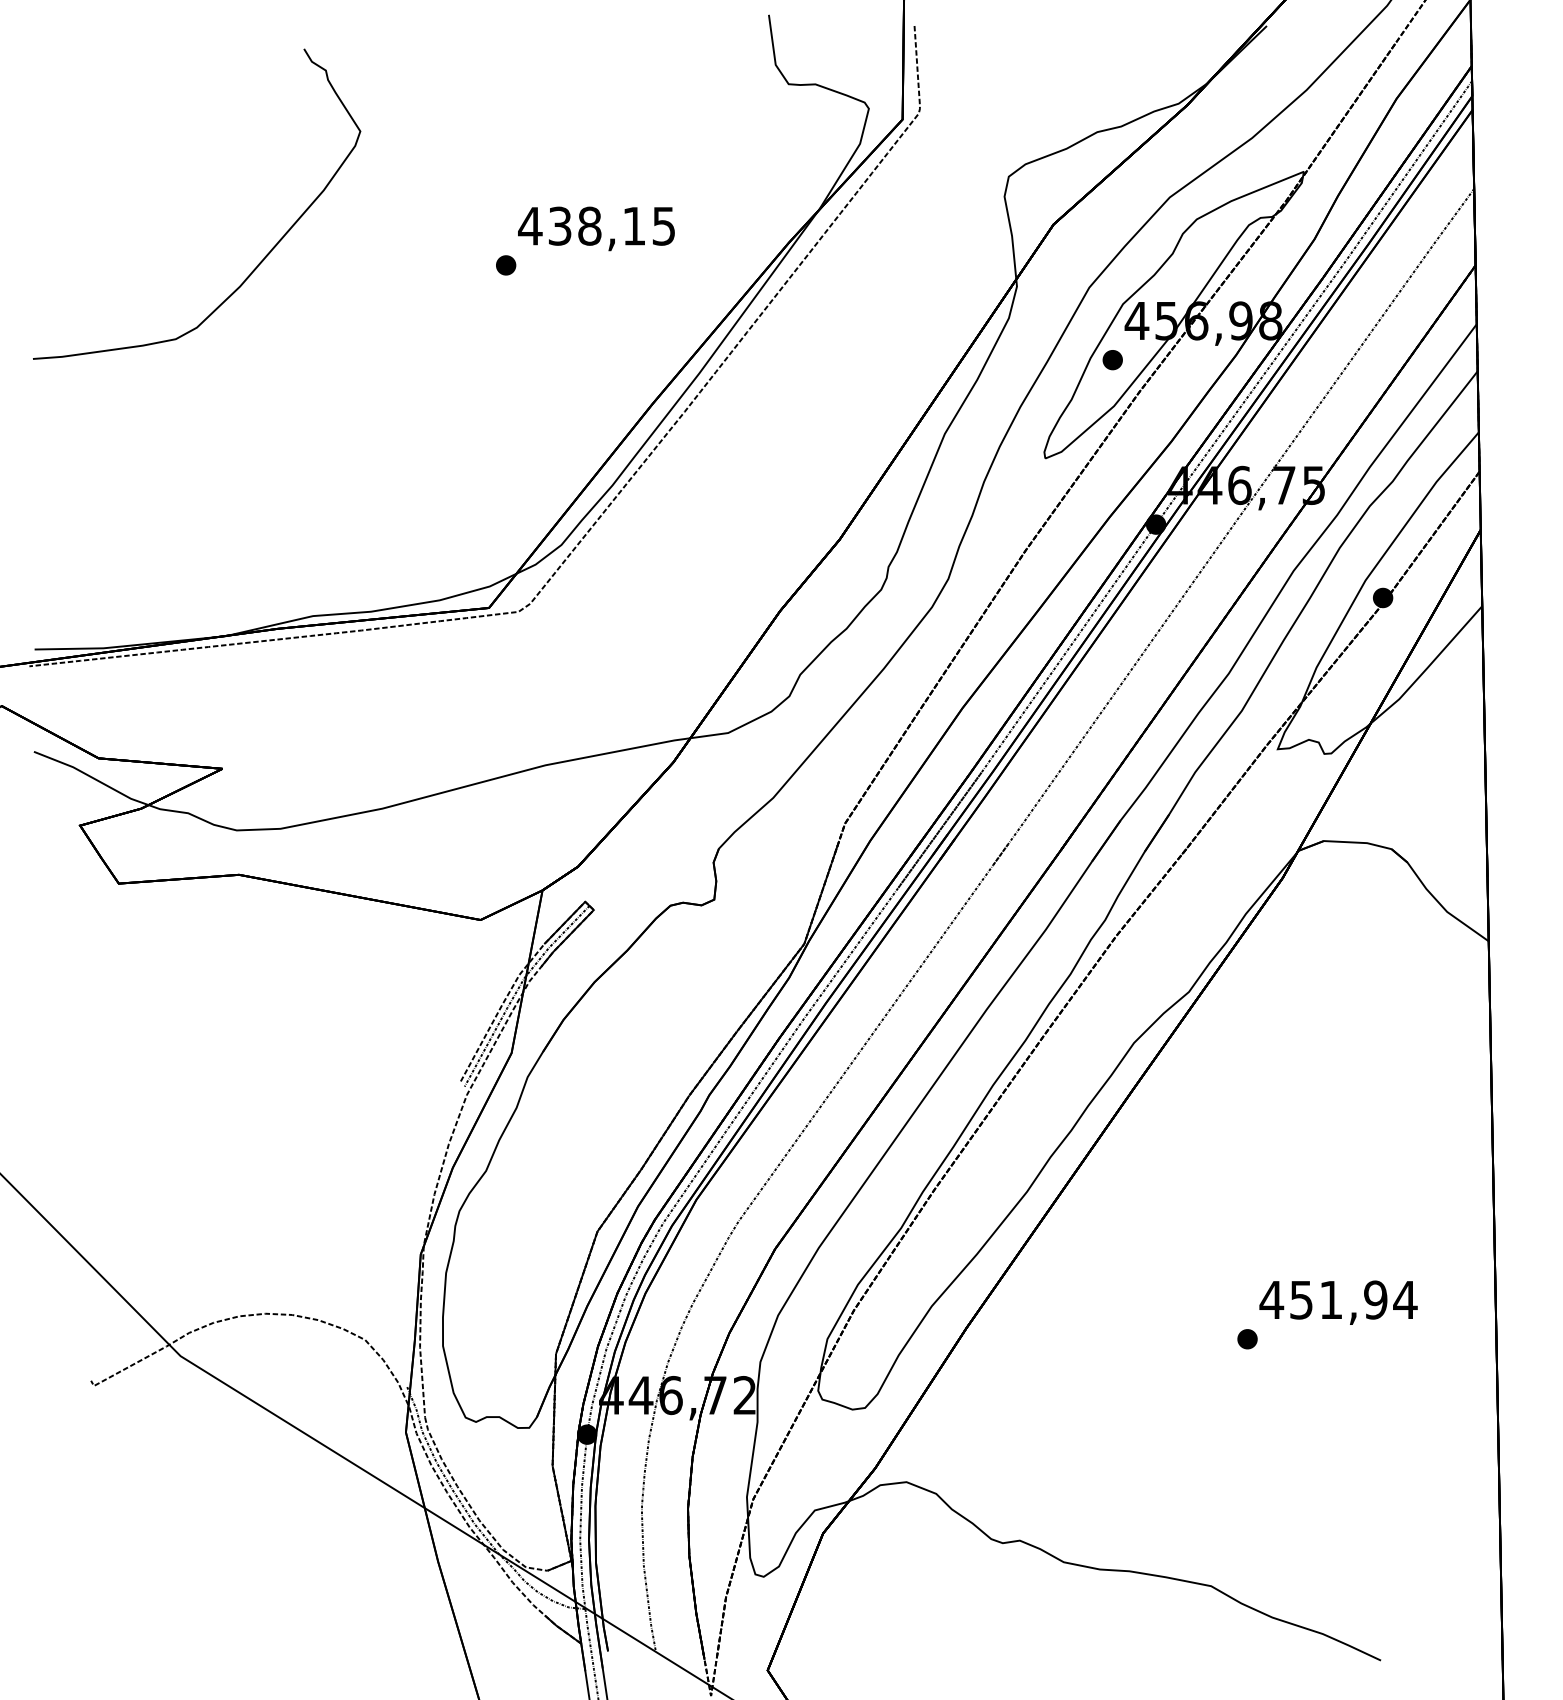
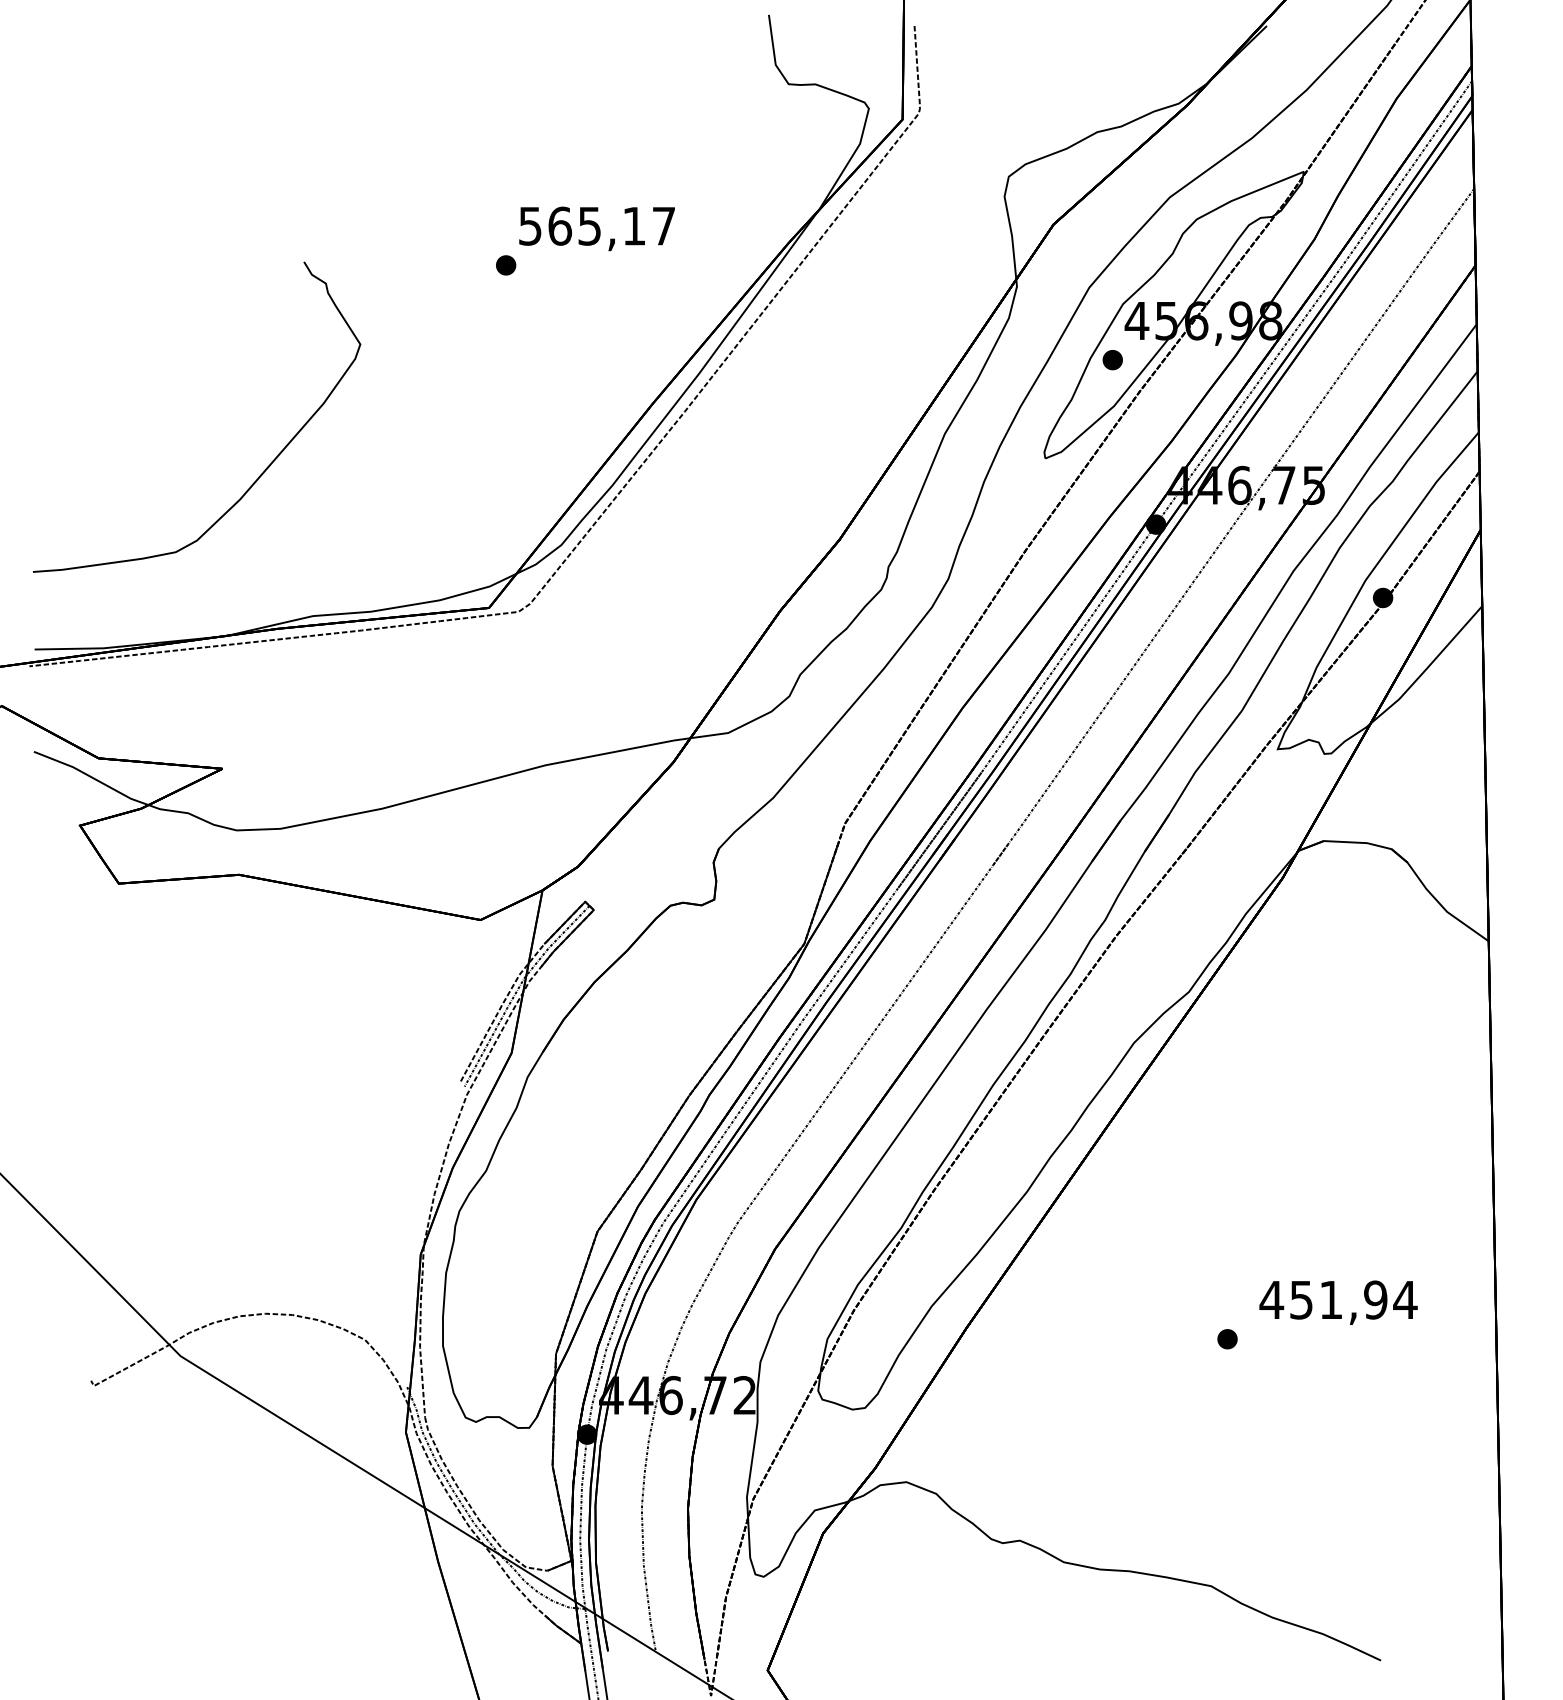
text: 438,15 -> 565,17 (596, 225)
curve position: (258, 263) -> (258, 476) (258, 476)
part position: (1247, 1339) -> (1227, 1339) (1227, 1339)
